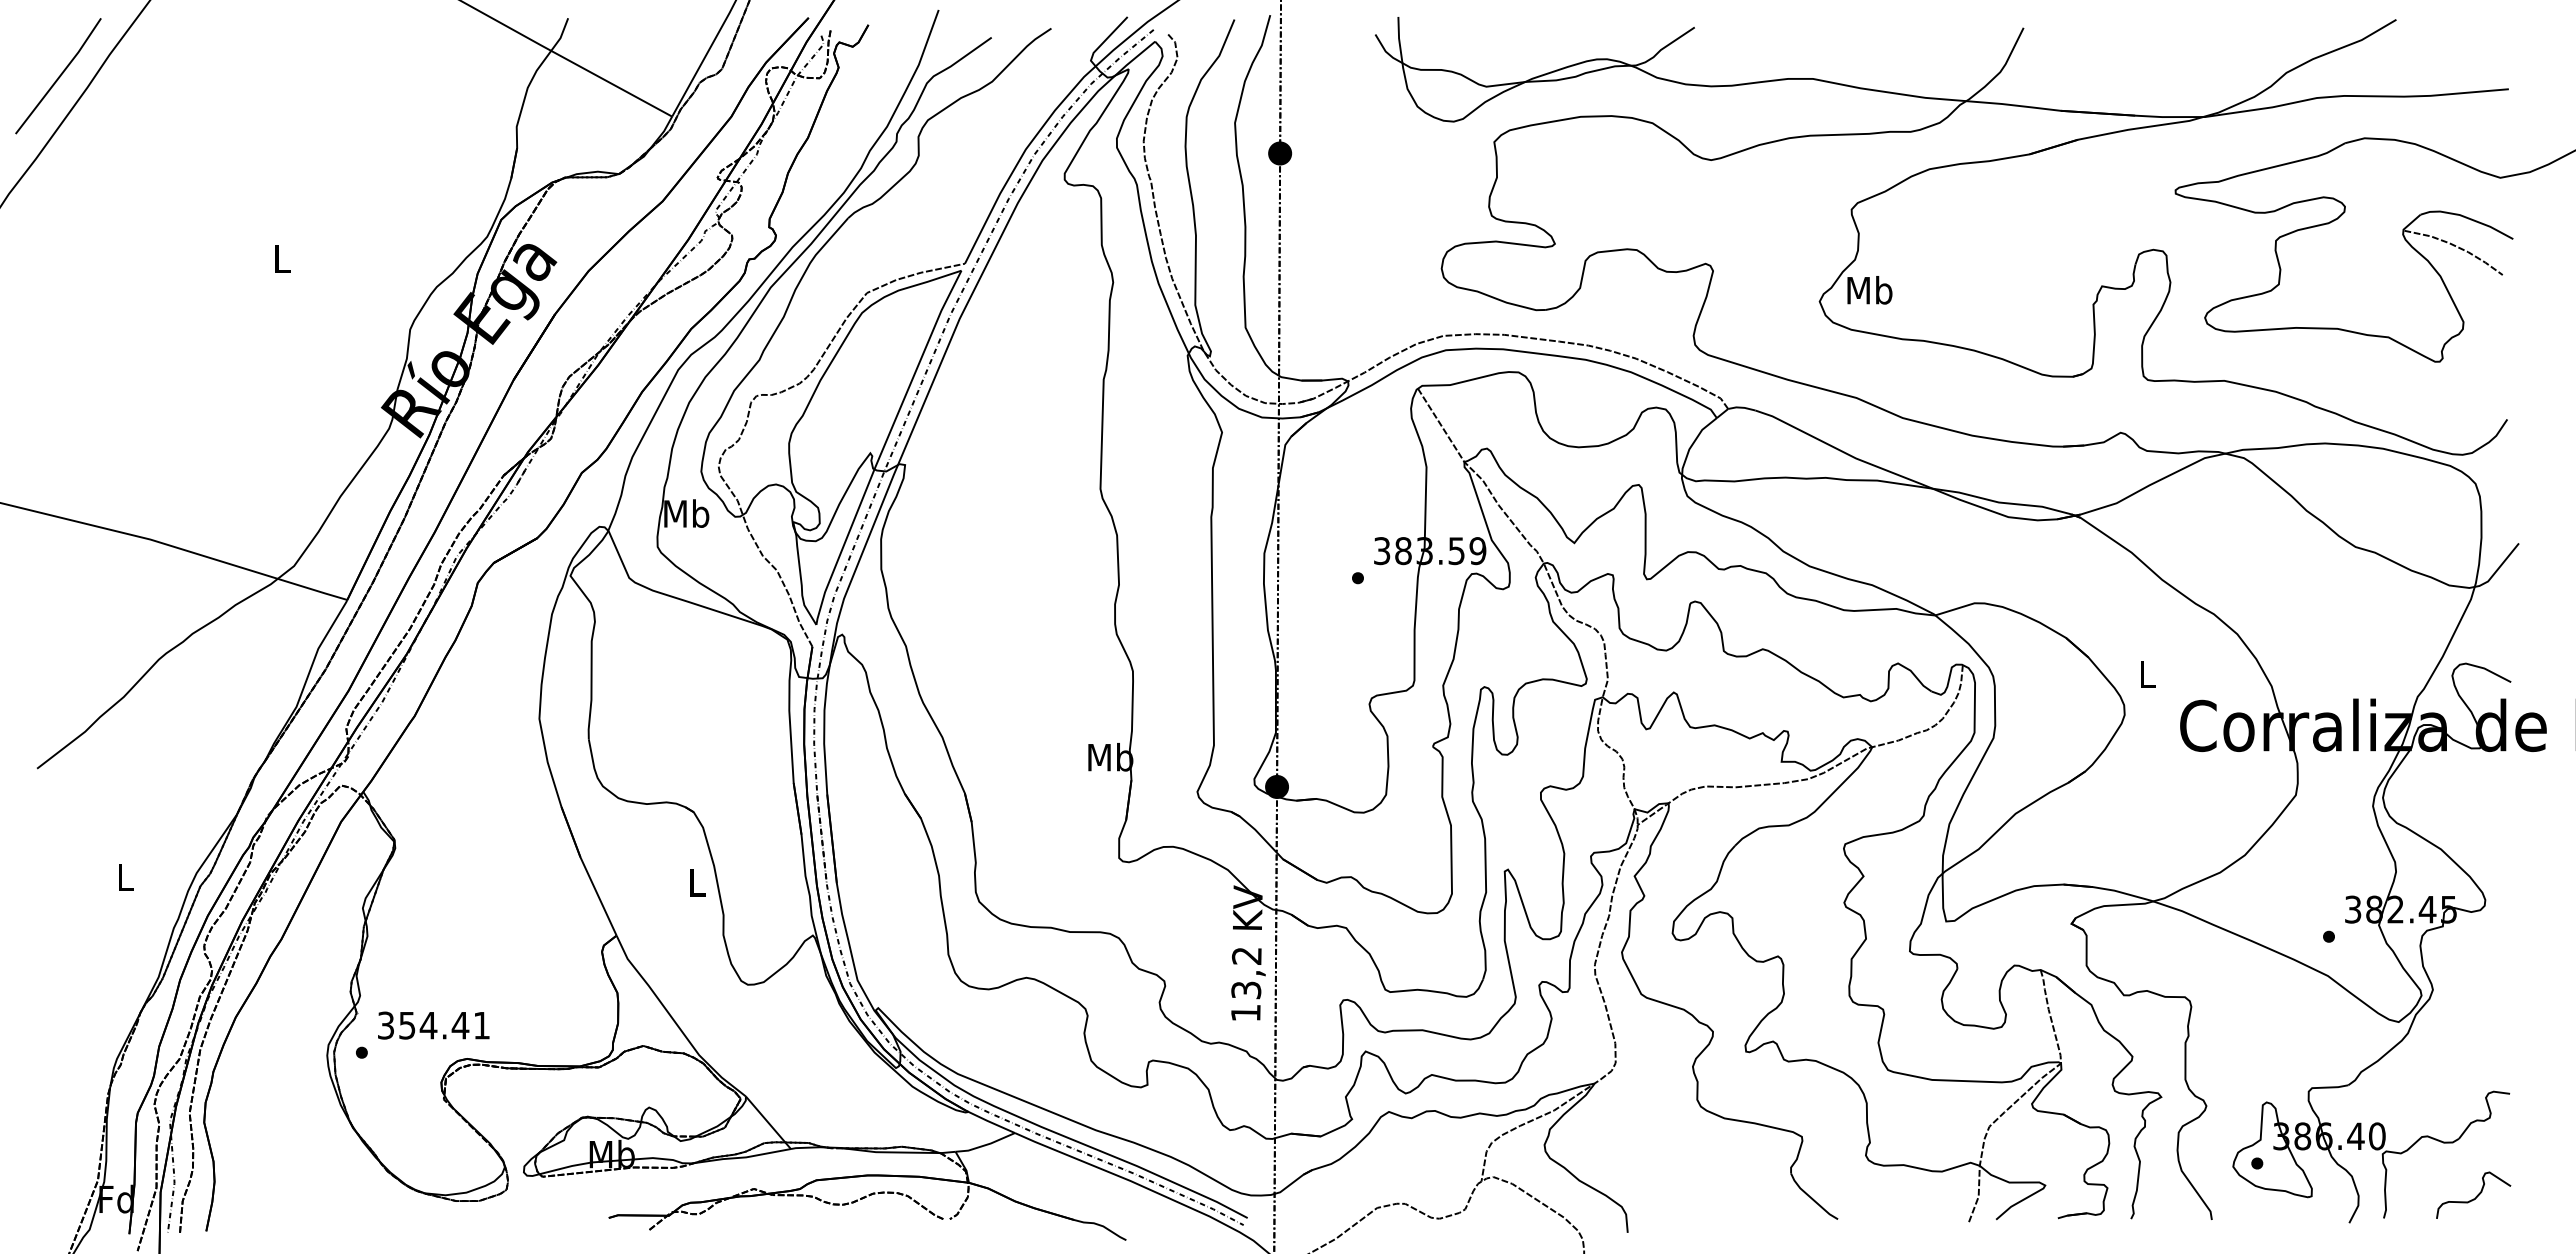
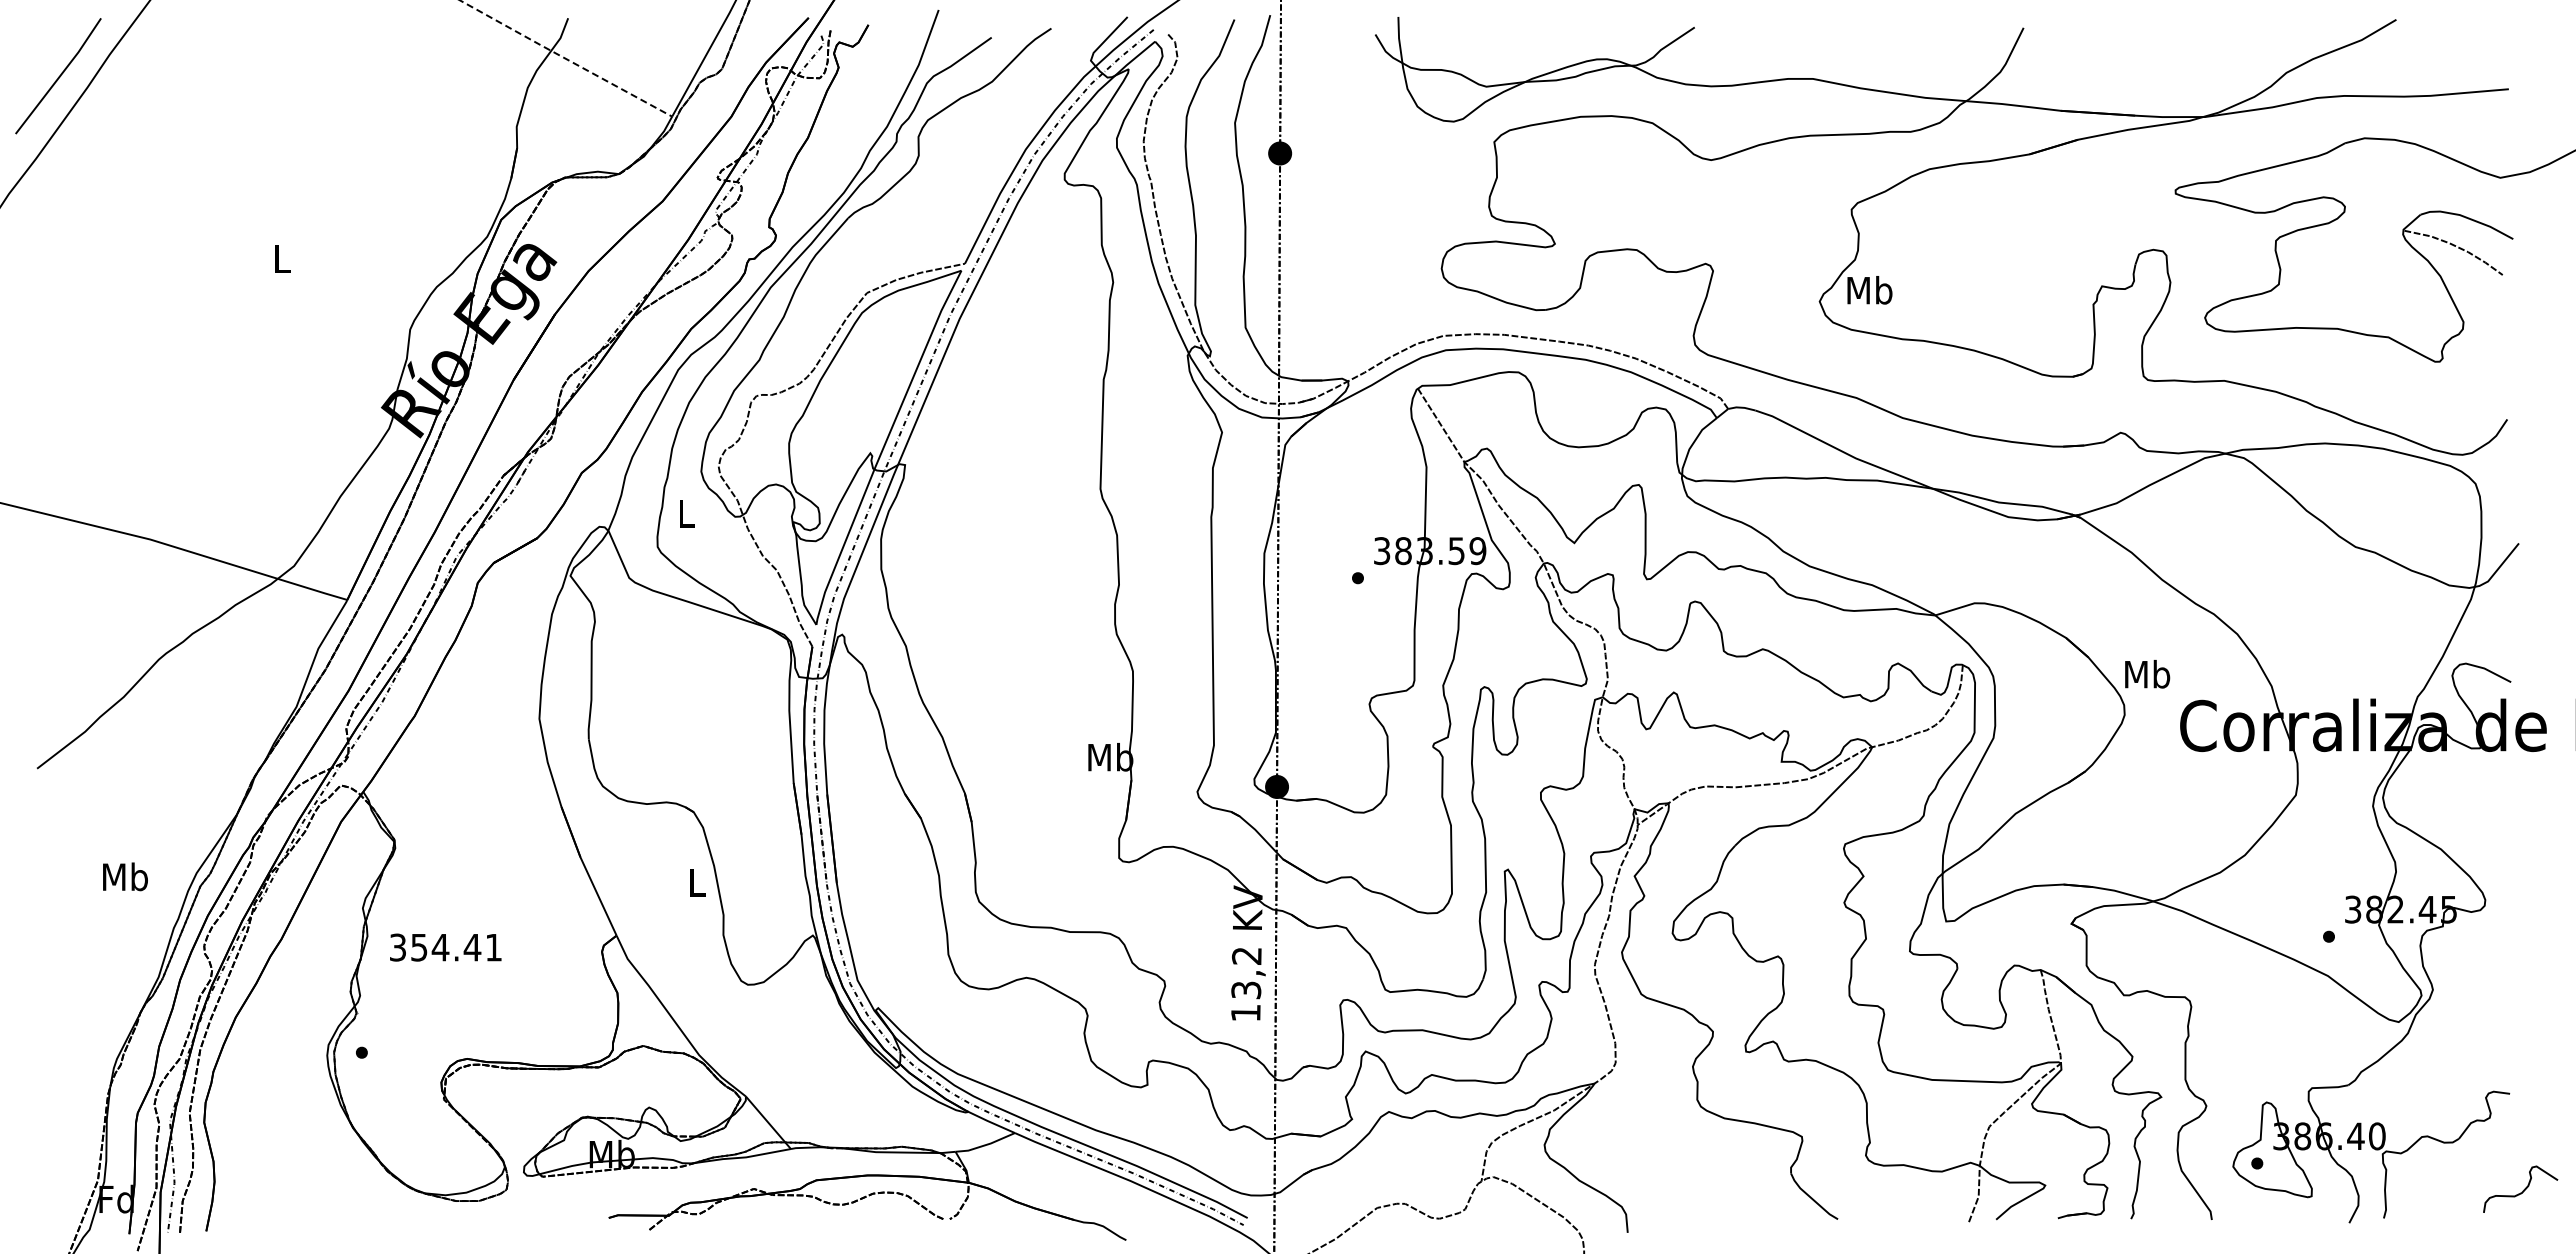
line: solid -> dashed (565, 58)
text: Mb -> L (686, 513)
text: L -> Mb (2147, 673)
text: L -> Mb (125, 876)
text position: (433, 1025) -> (445, 947) (445, 947)
curve position: (2475, 1196) -> (2522, 1190) (2522, 1190)
